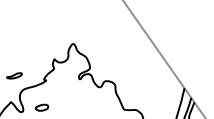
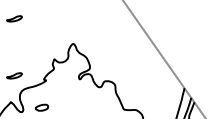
part: none -> present (14, 18)
